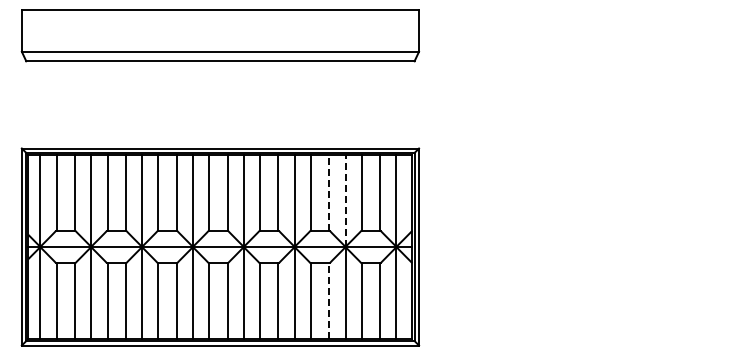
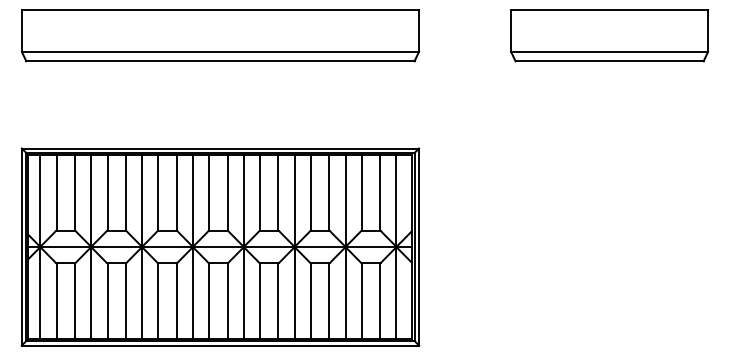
part: none -> present (609, 35)
line: dashed -> solid (329, 192)
line: dashed -> solid (345, 200)
line: dashed -> solid (329, 301)
